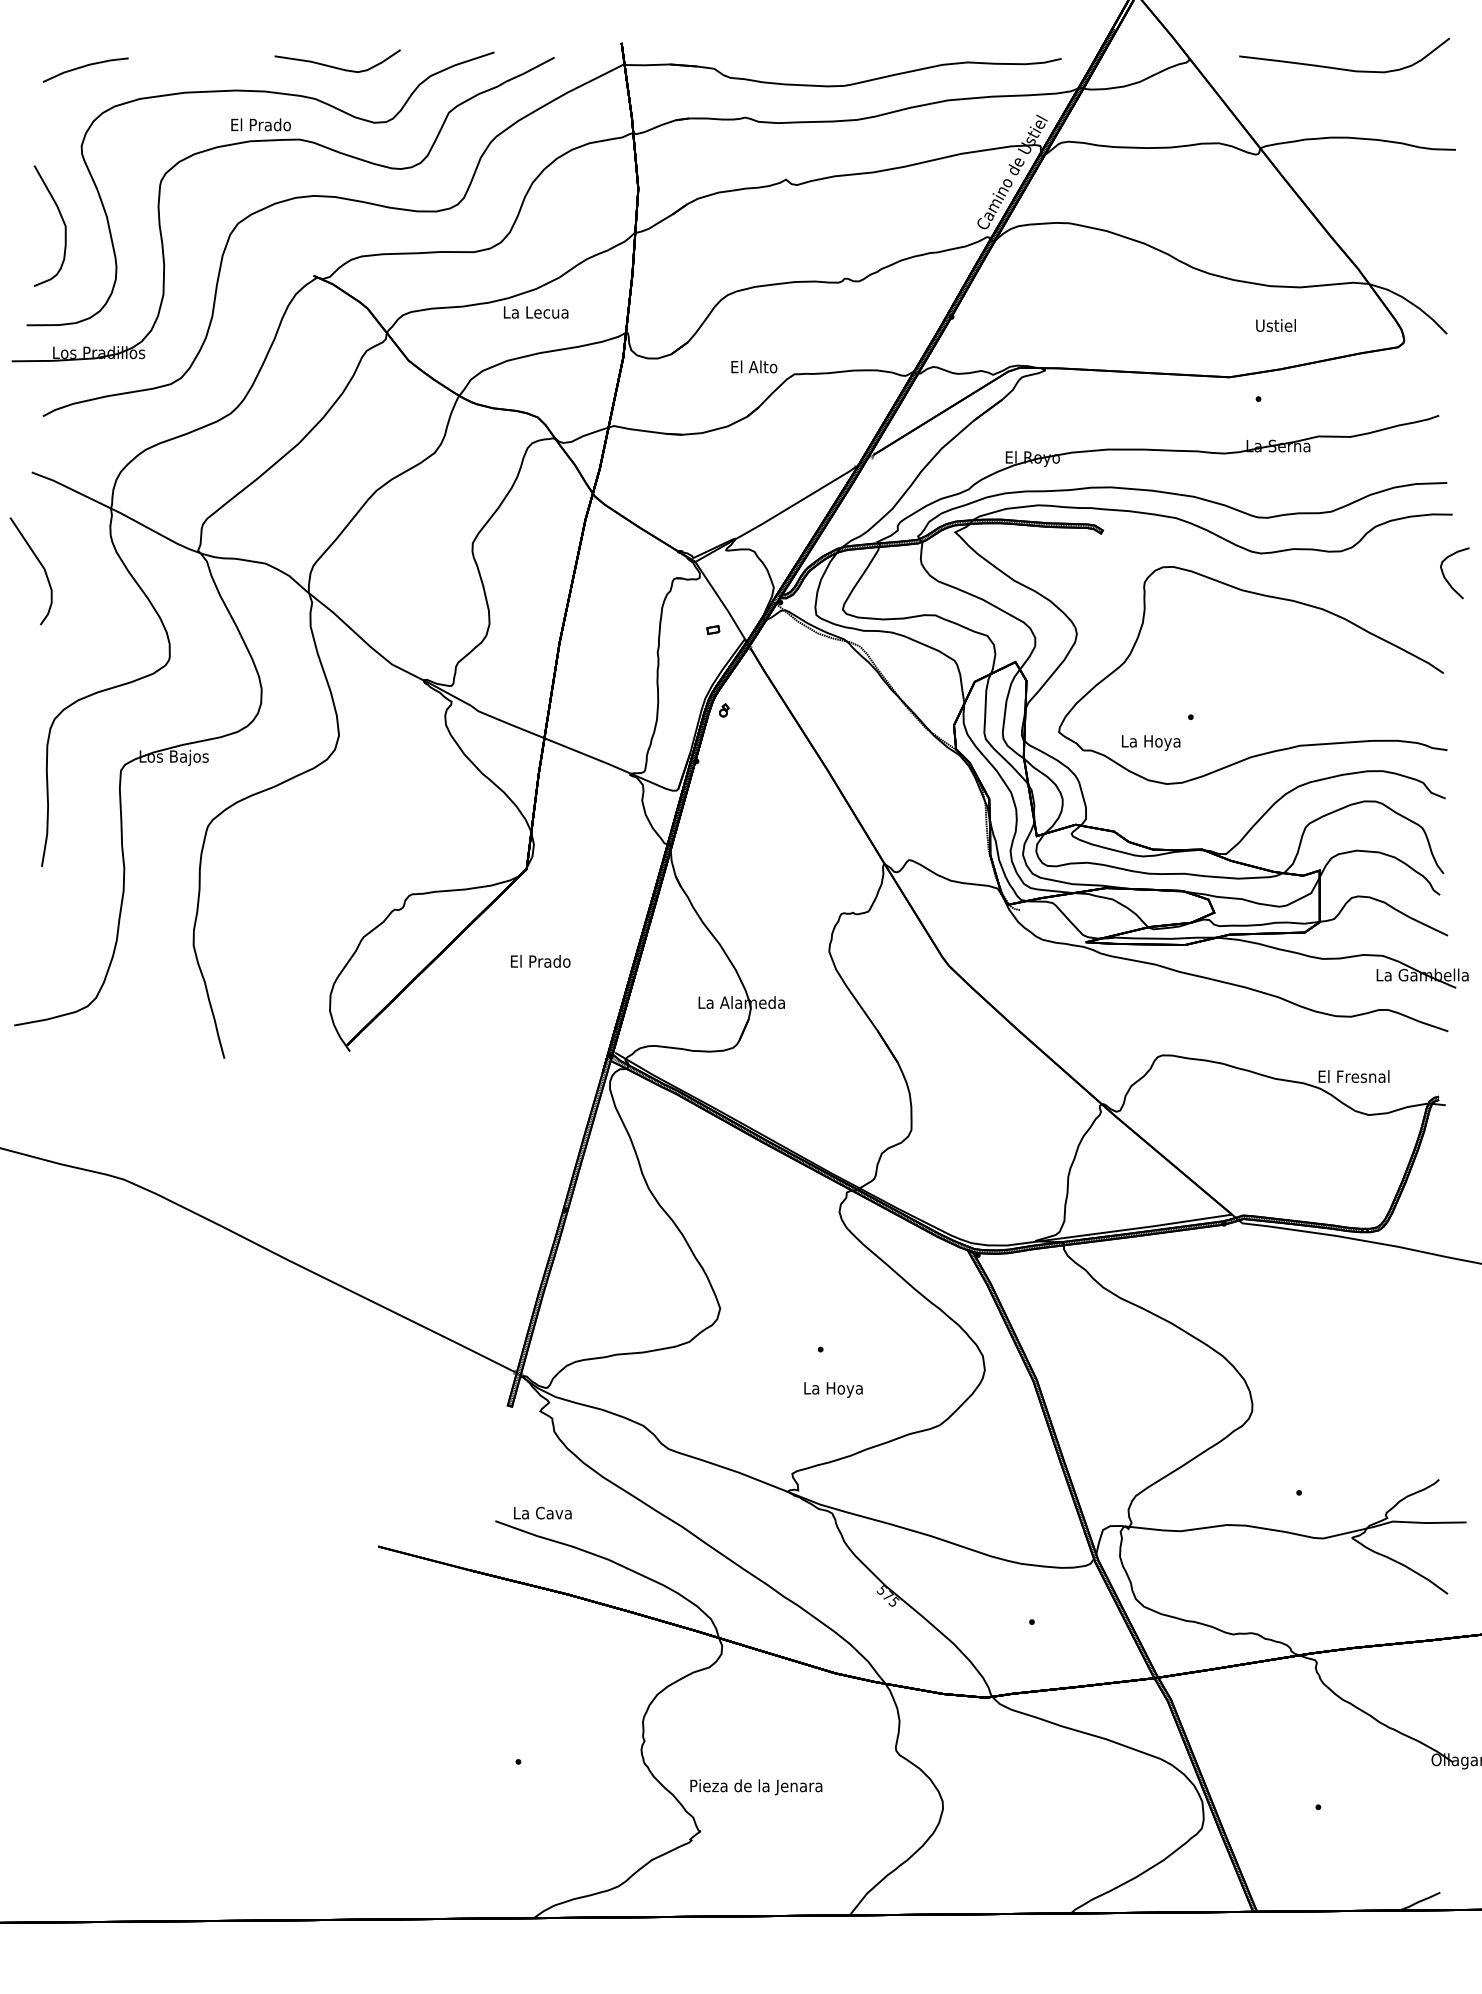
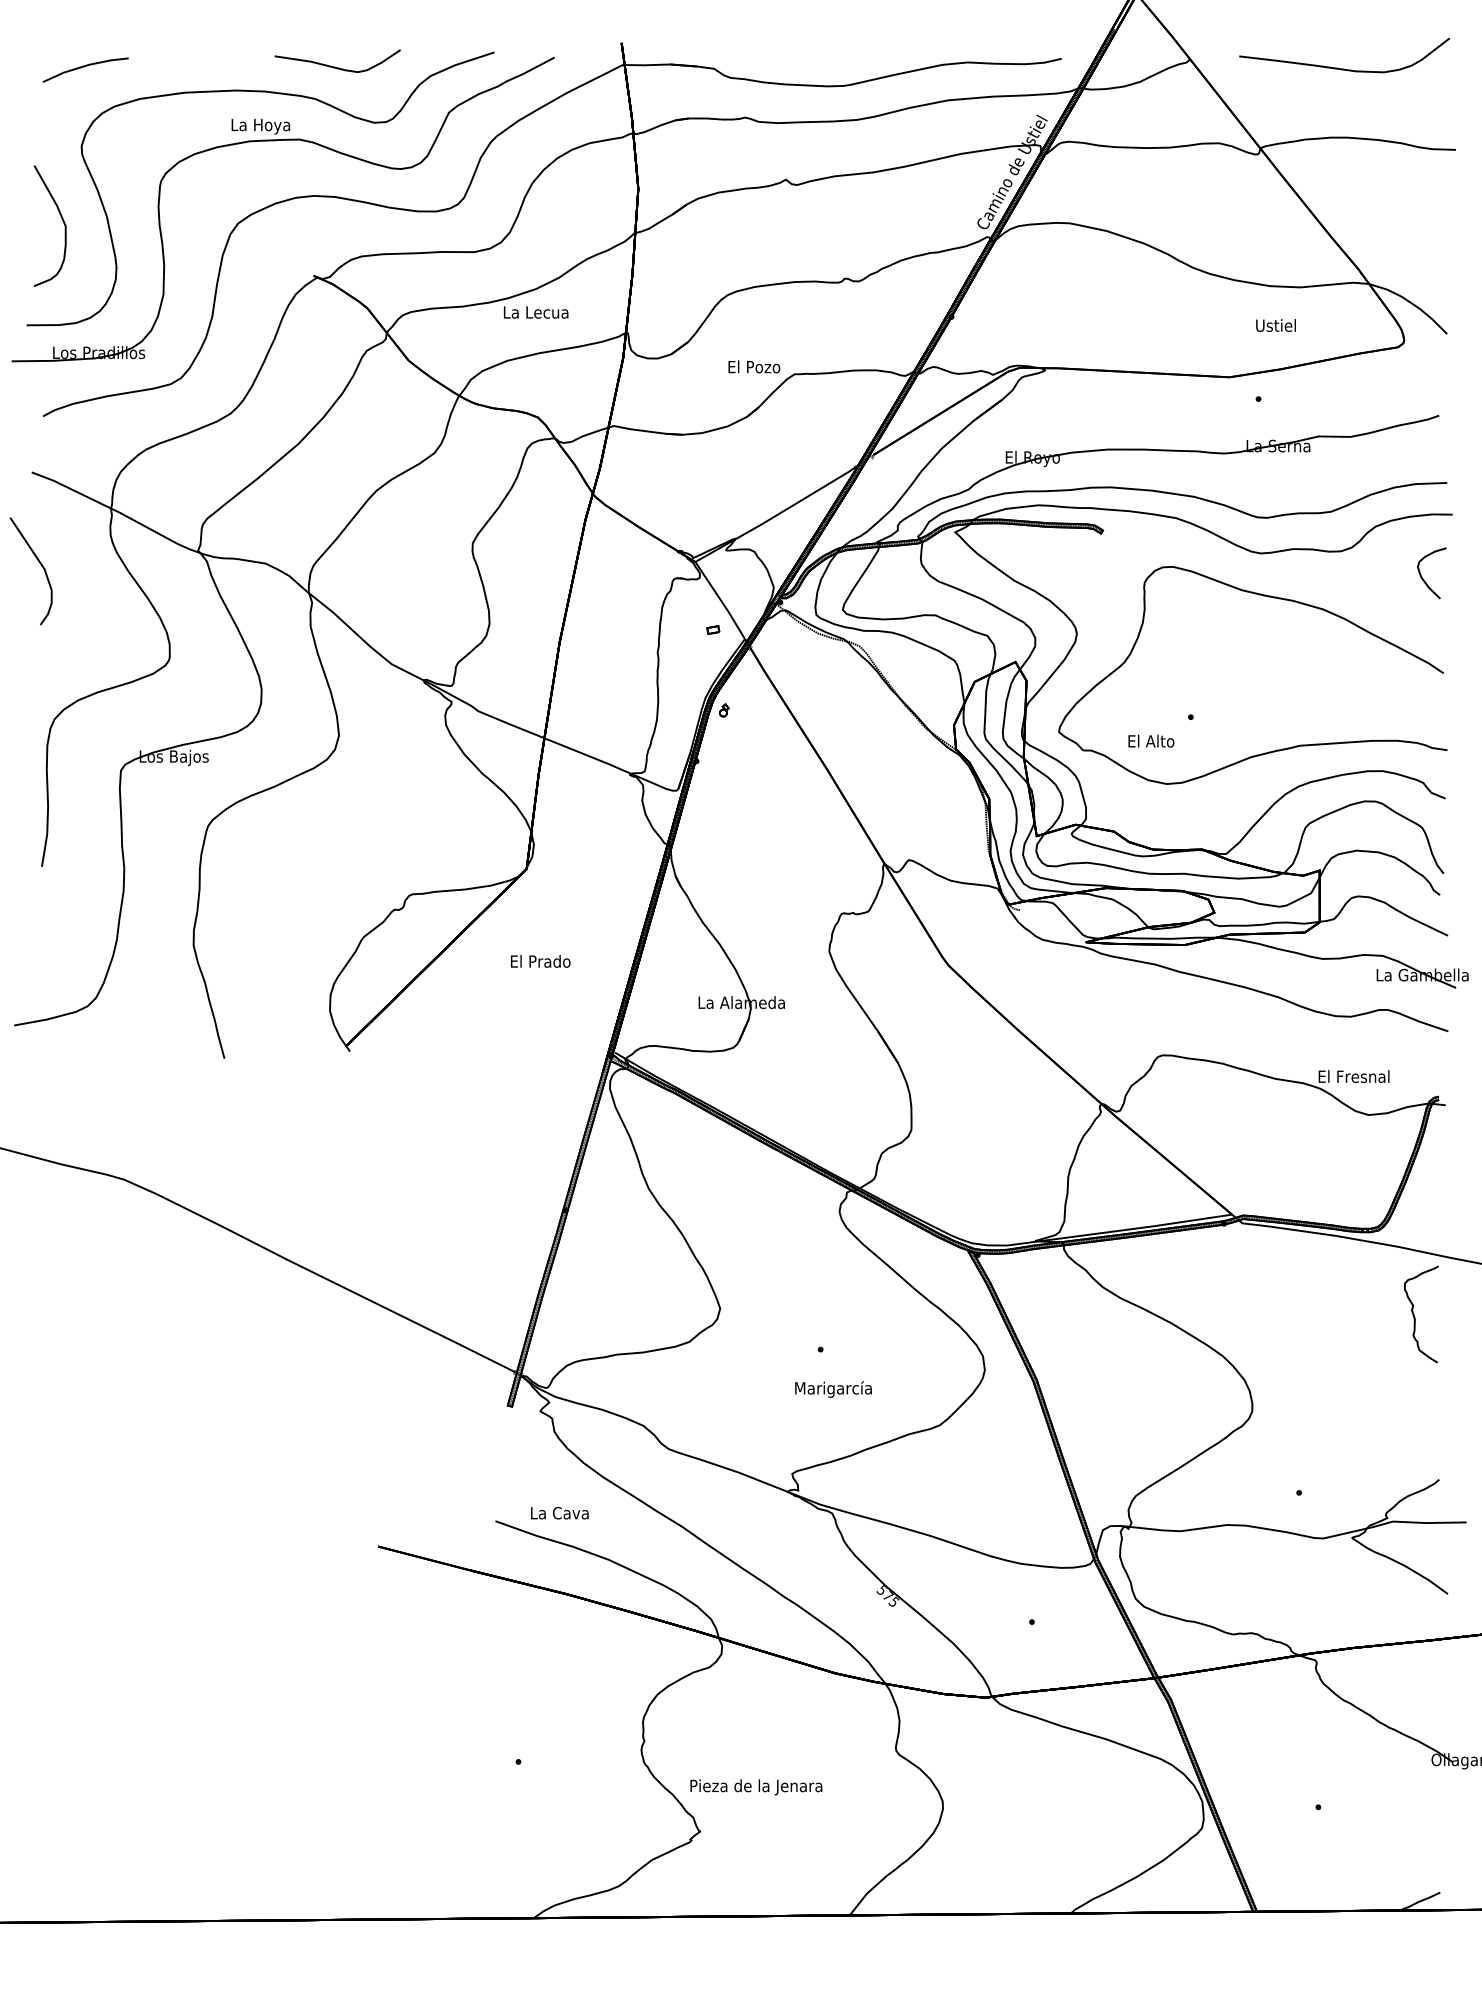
text: El Prado -> La Hoya (260, 126)
text: El Alto -> El Pozo (754, 366)
curve position: (1447, 579) -> (1424, 579) (1424, 579)
text: La Hoya -> El Alto (1151, 742)
curve: none -> present (1415, 1317)
text: La Hoya -> Marigarcía (833, 1389)
text position: (542, 1512) -> (559, 1512) (559, 1512)
